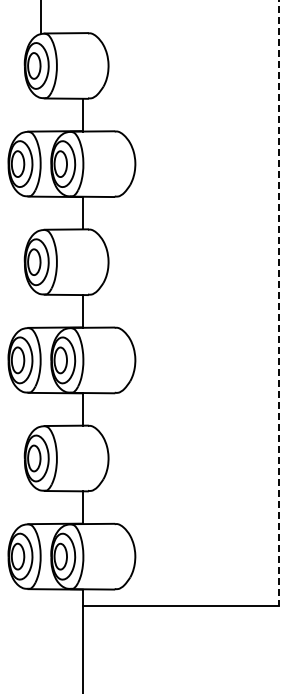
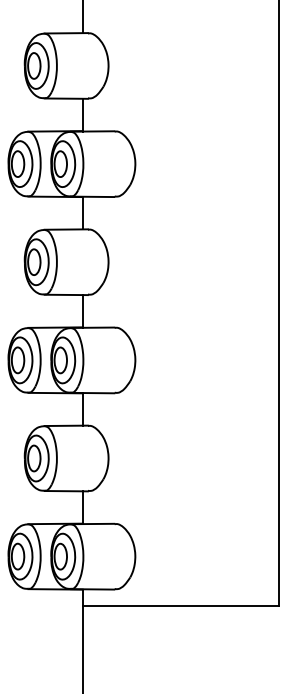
line position: (40, 17) -> (82, 17) (82, 17)
line: dashed -> solid (279, 303)
